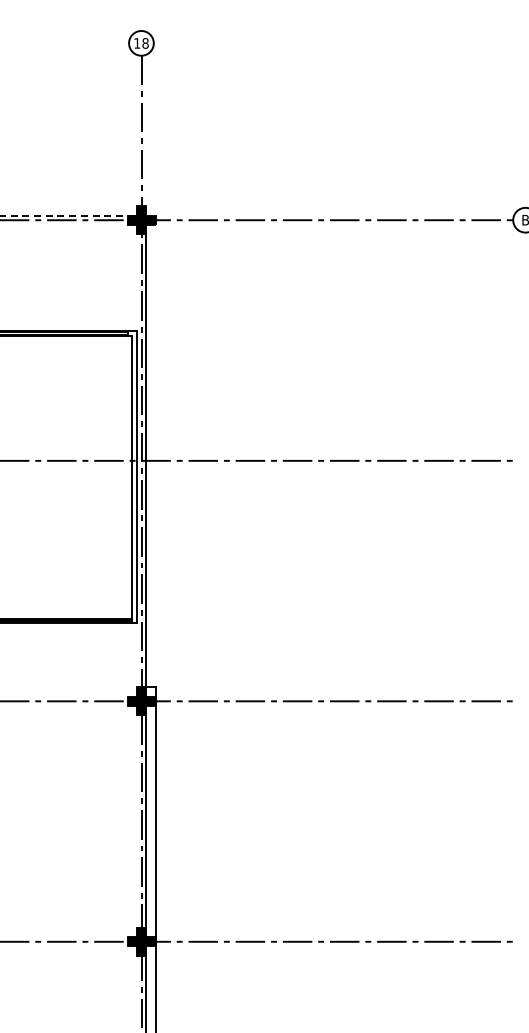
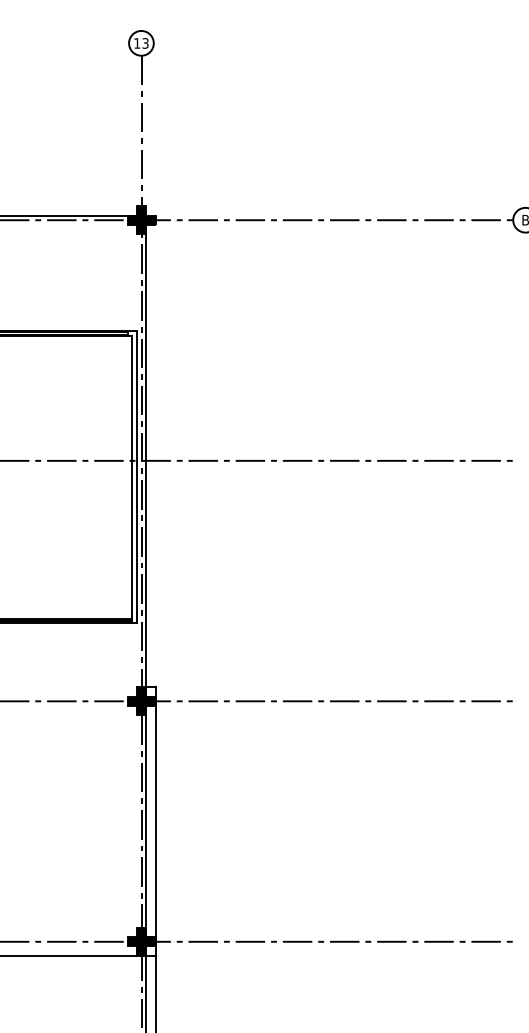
text: 18 -> 13 (145, 43)
line: dashed -> solid (73, 215)
line: none -> present (78, 955)
